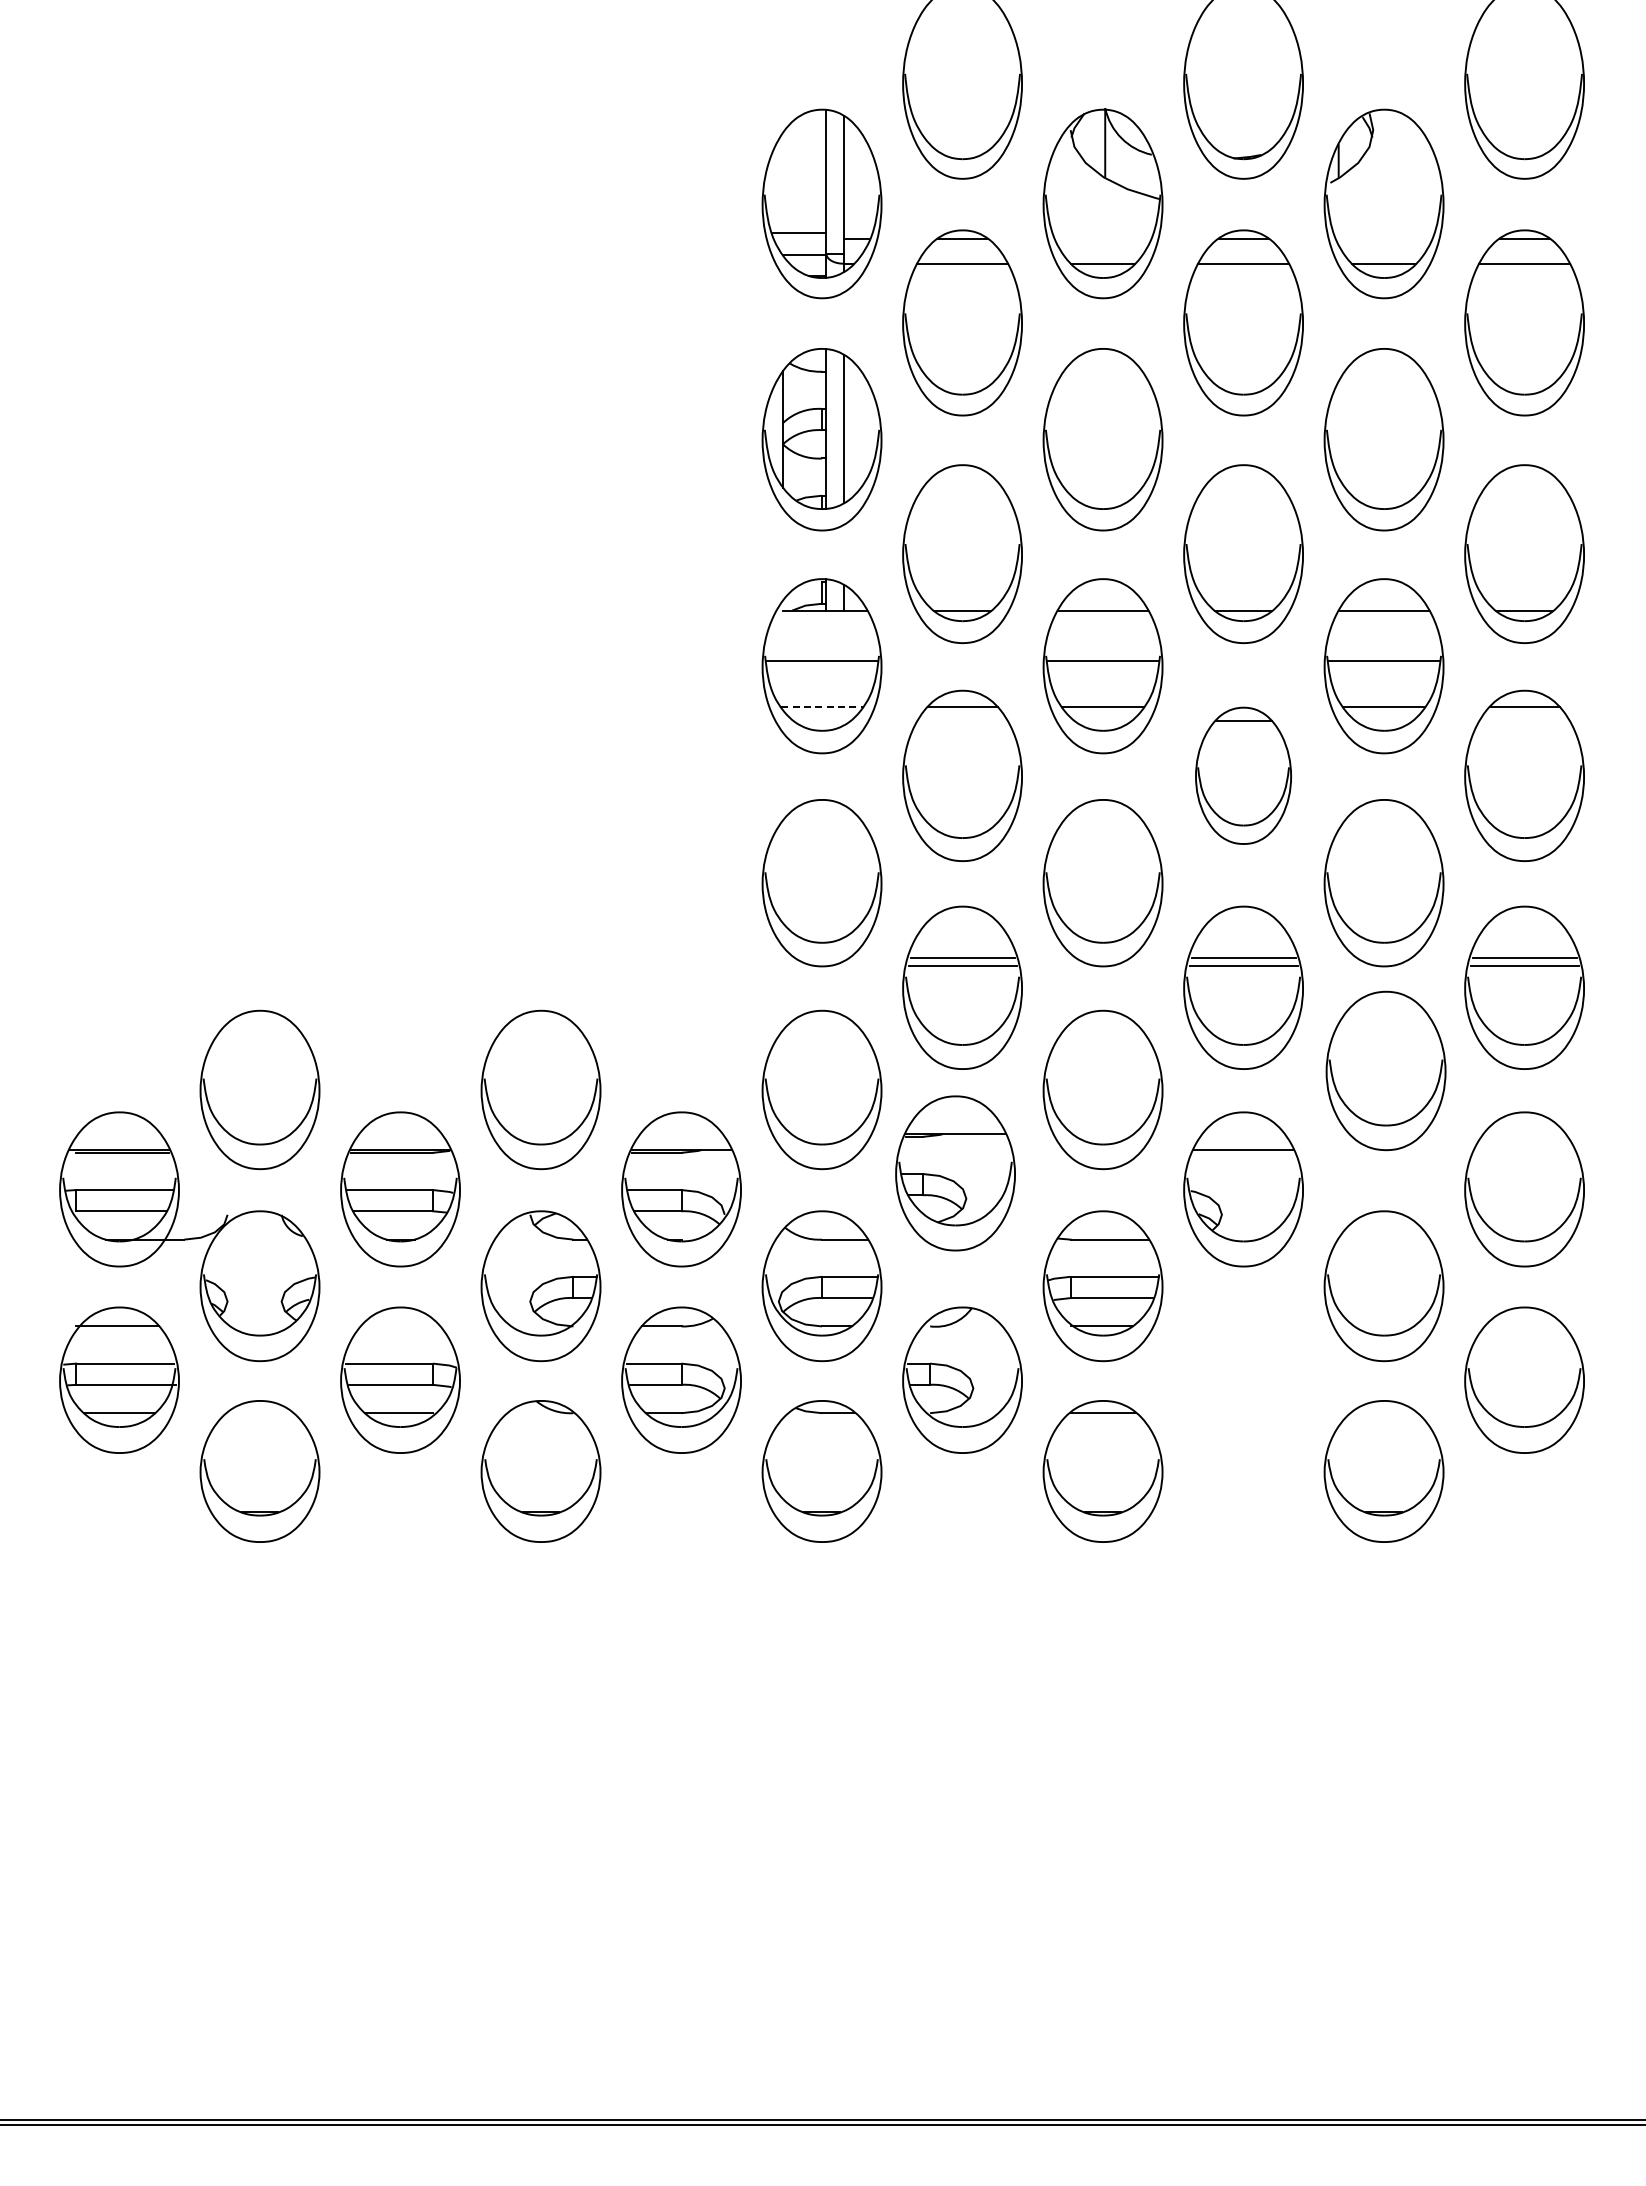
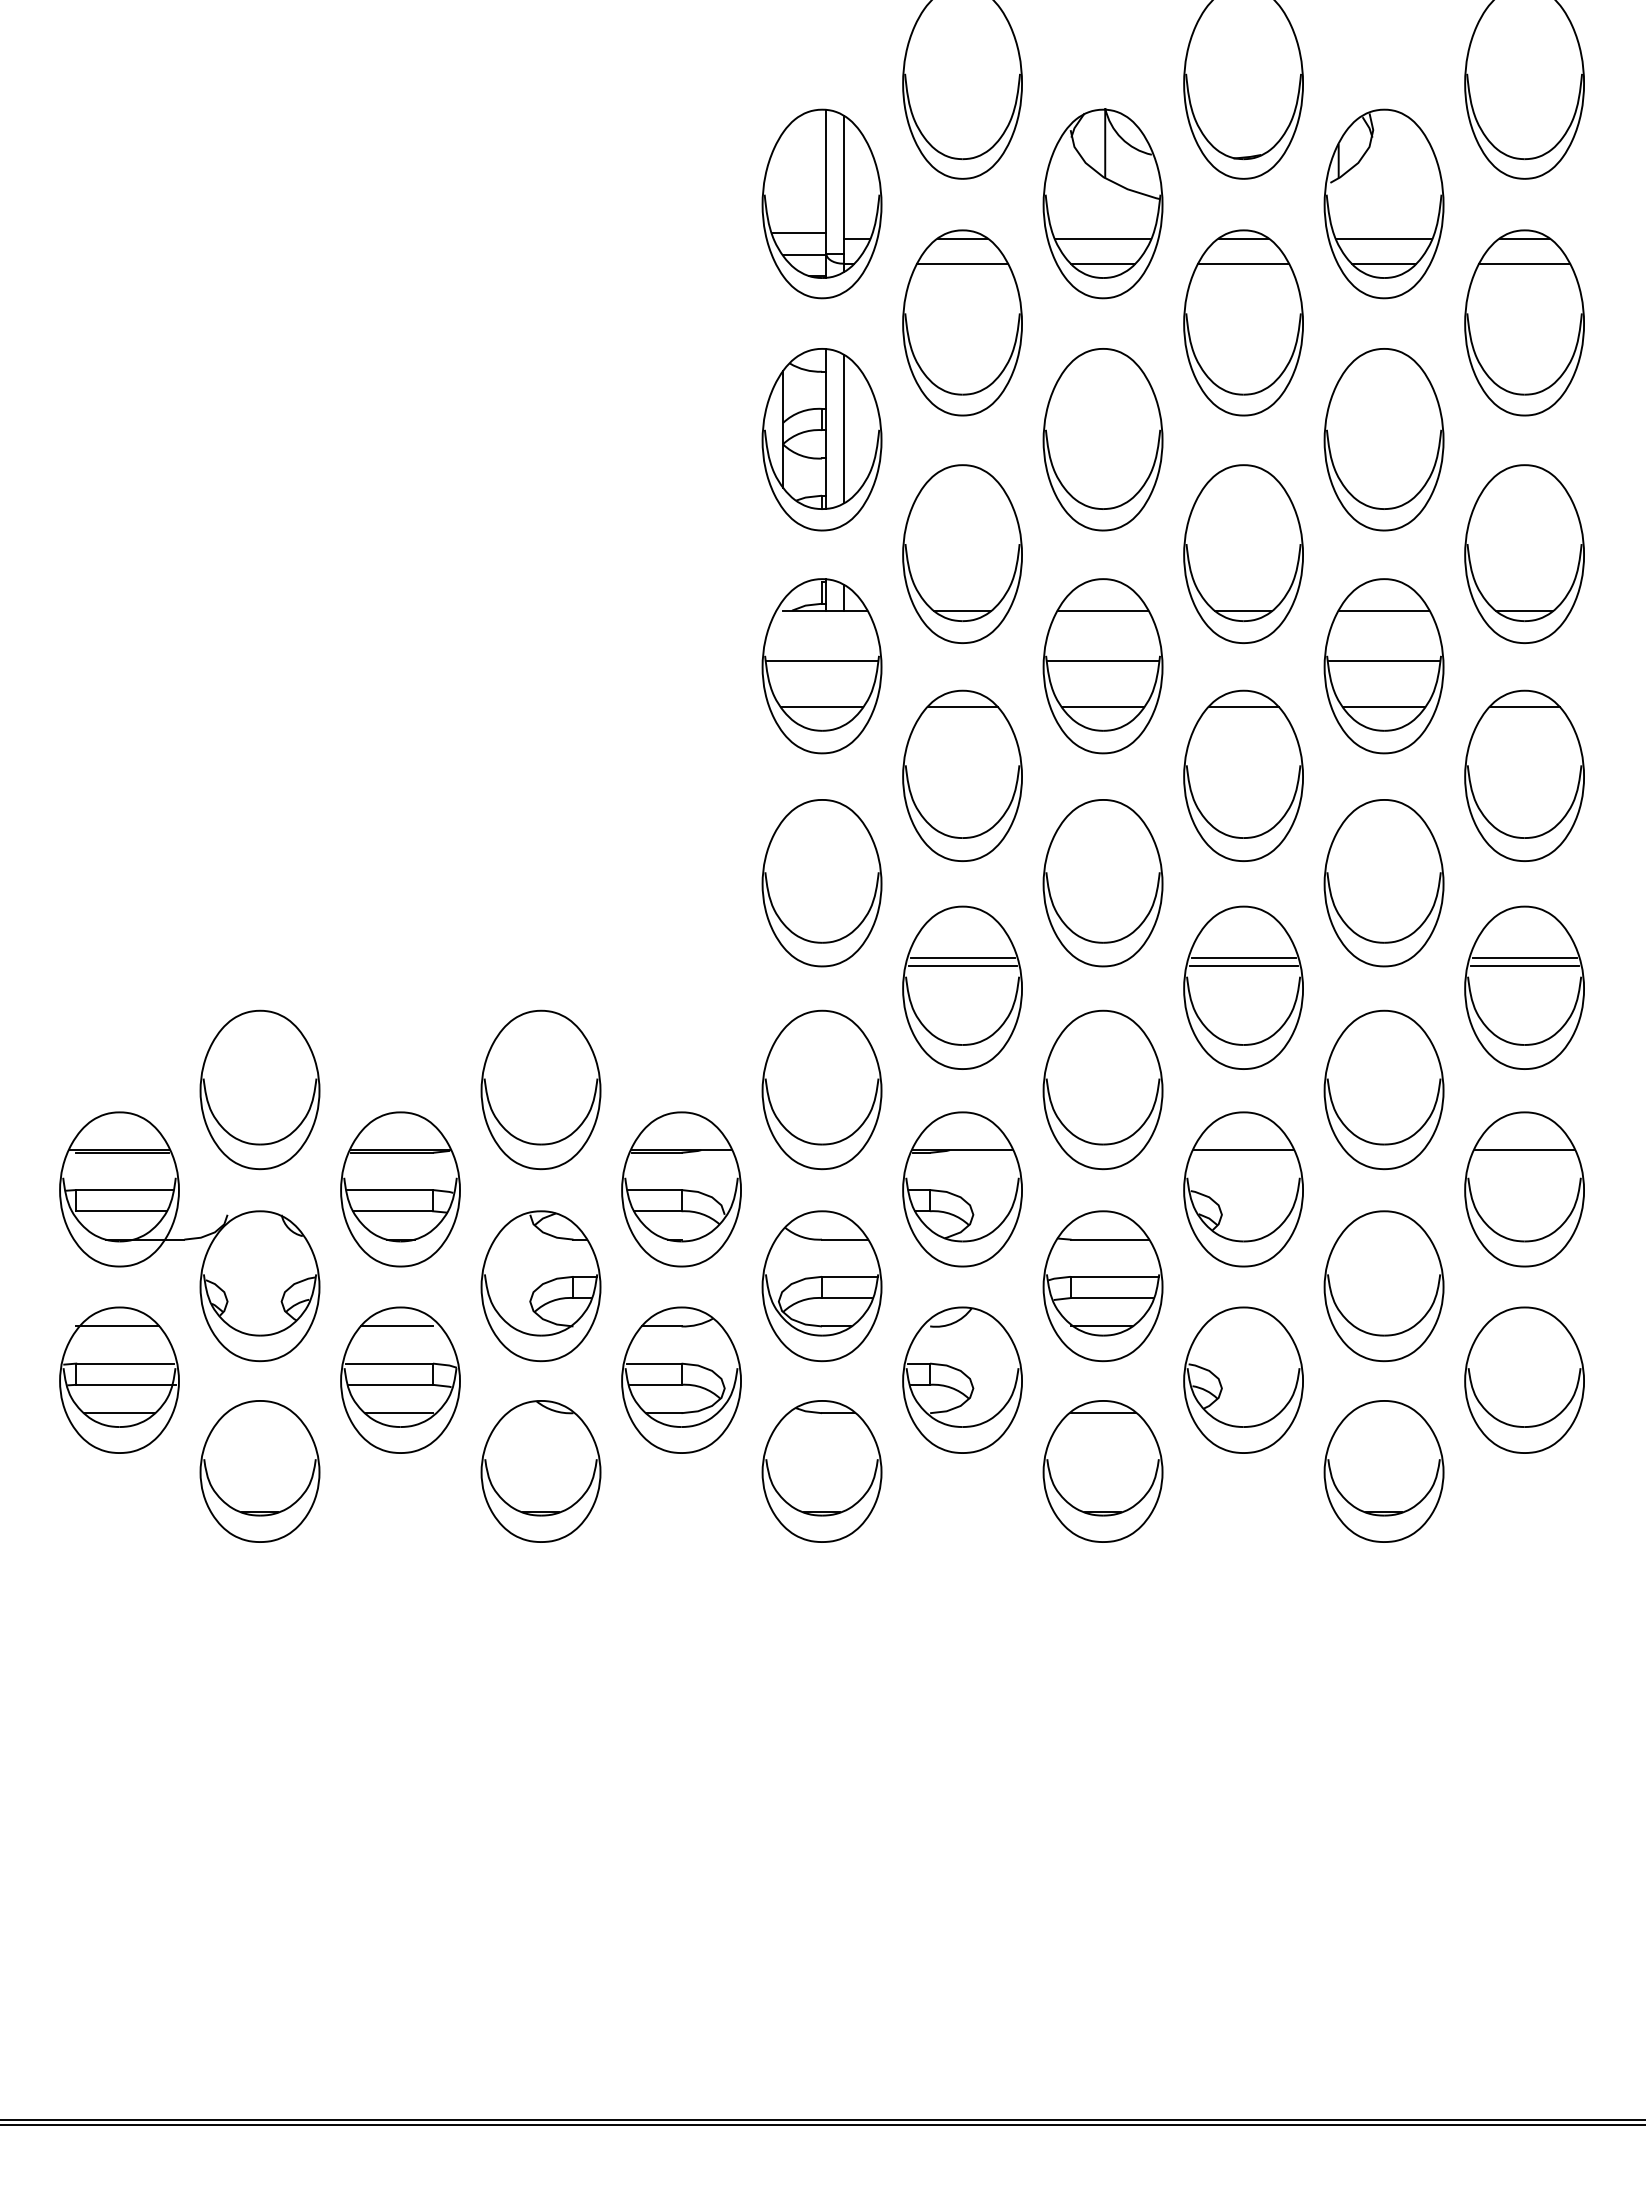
line: none -> present (1102, 238)
line: none -> present (1384, 238)
line: dashed -> solid (822, 707)
part size: 97x139 px -> 121x173 px (1243, 775)
part position: (1385, 1070) -> (1383, 1089) (1383, 1089)
line: none -> present (1524, 1150)
part position: (955, 1173) -> (962, 1189) (962, 1189)
line: none -> present (396, 1326)
part: none -> present (1243, 1379)
